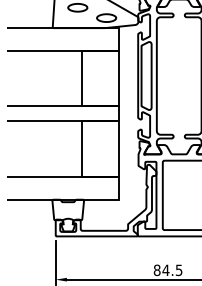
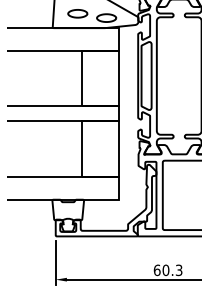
part position: (77, 7) -> (77, 13) (77, 13)
text: 84.5 -> 60.3 (167, 270)
